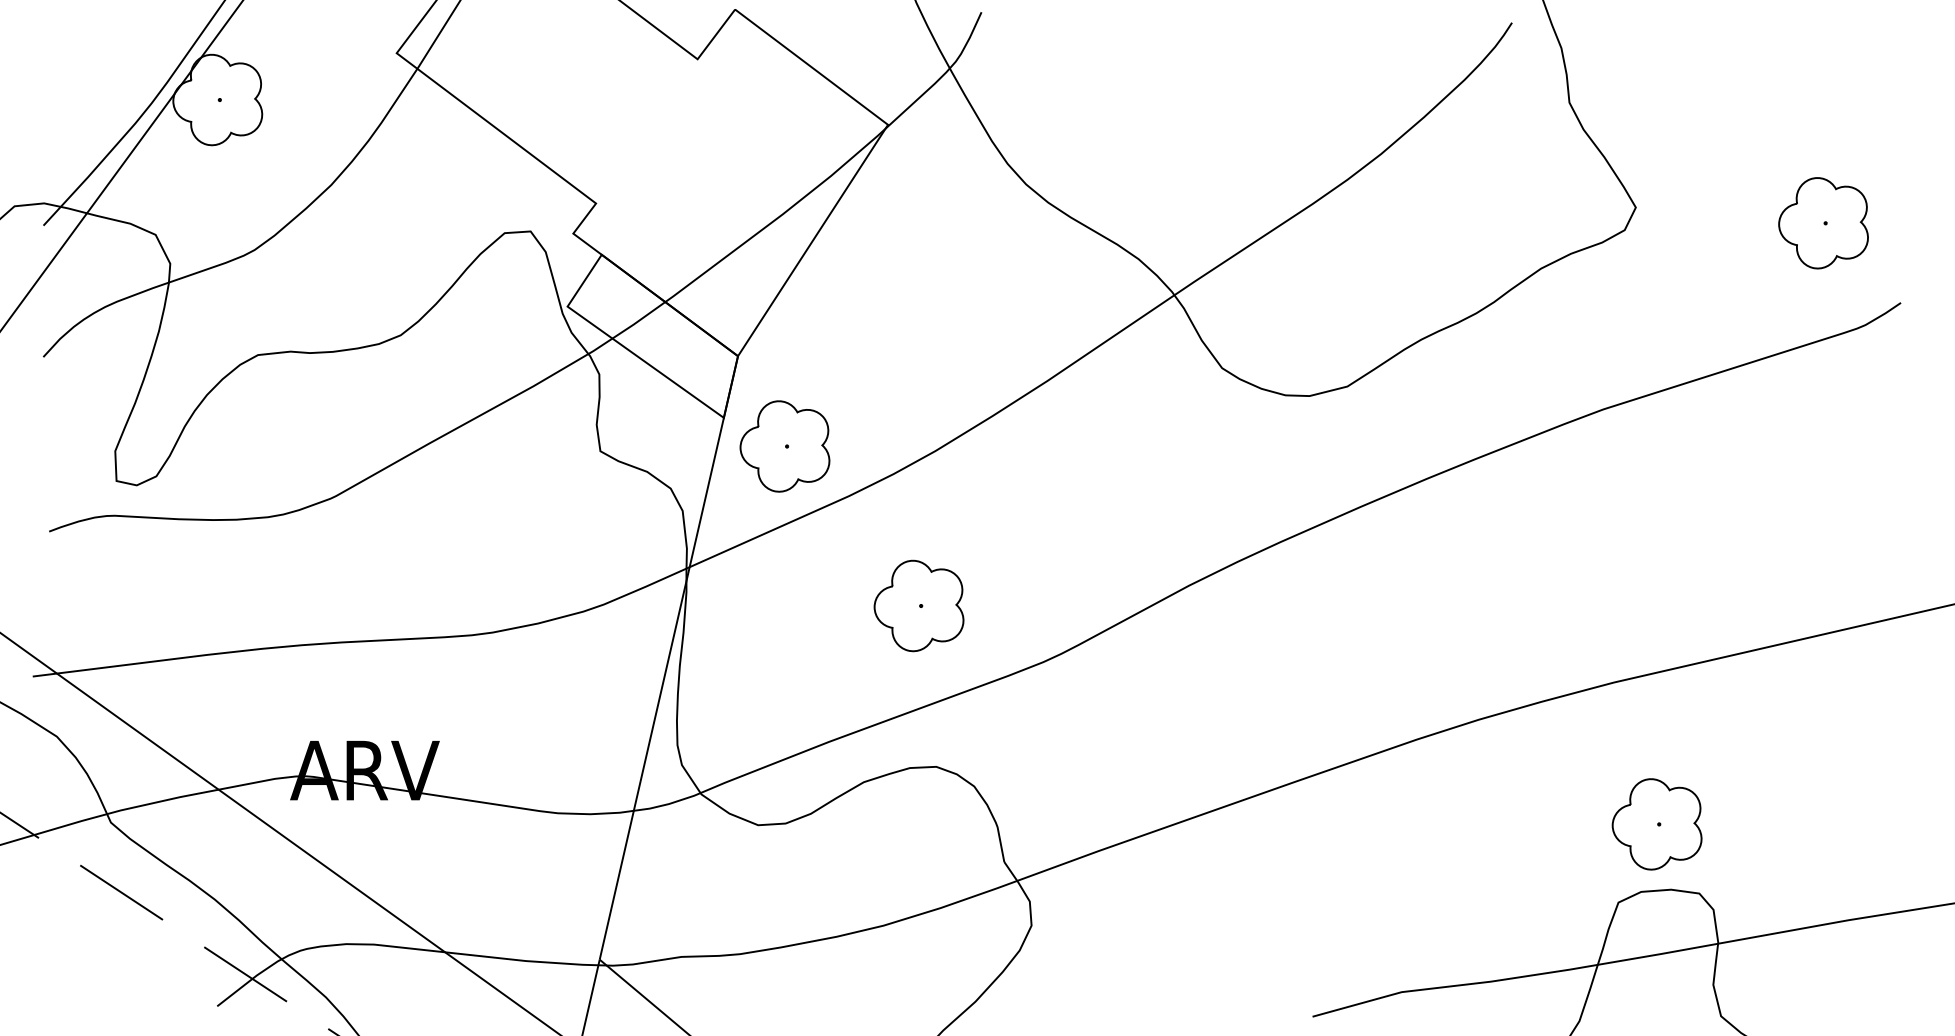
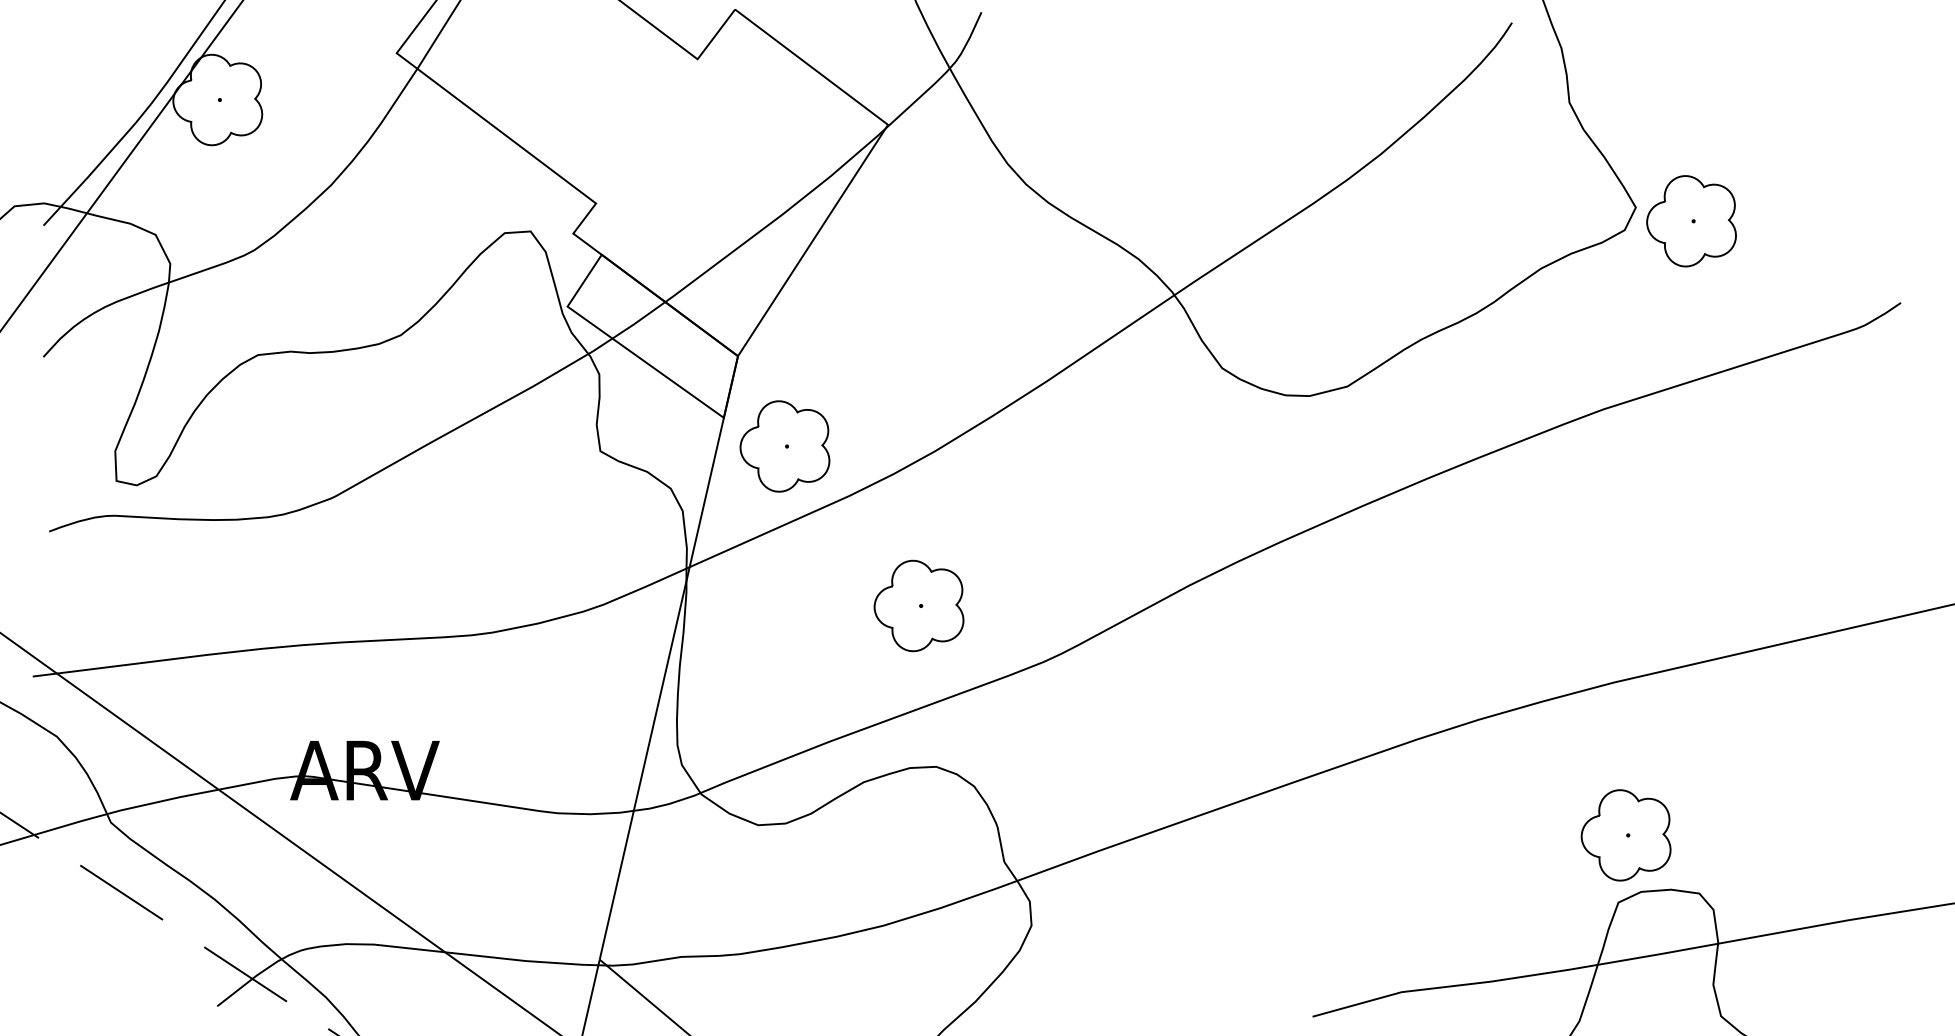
part position: (1823, 223) -> (1691, 221) (1691, 221)
part position: (1656, 824) -> (1625, 835) (1625, 835)
